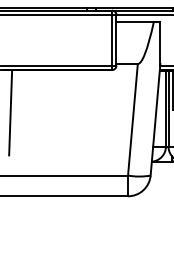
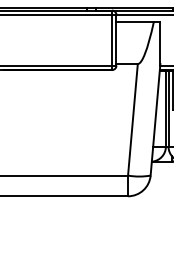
line: present -> none (10, 112)
